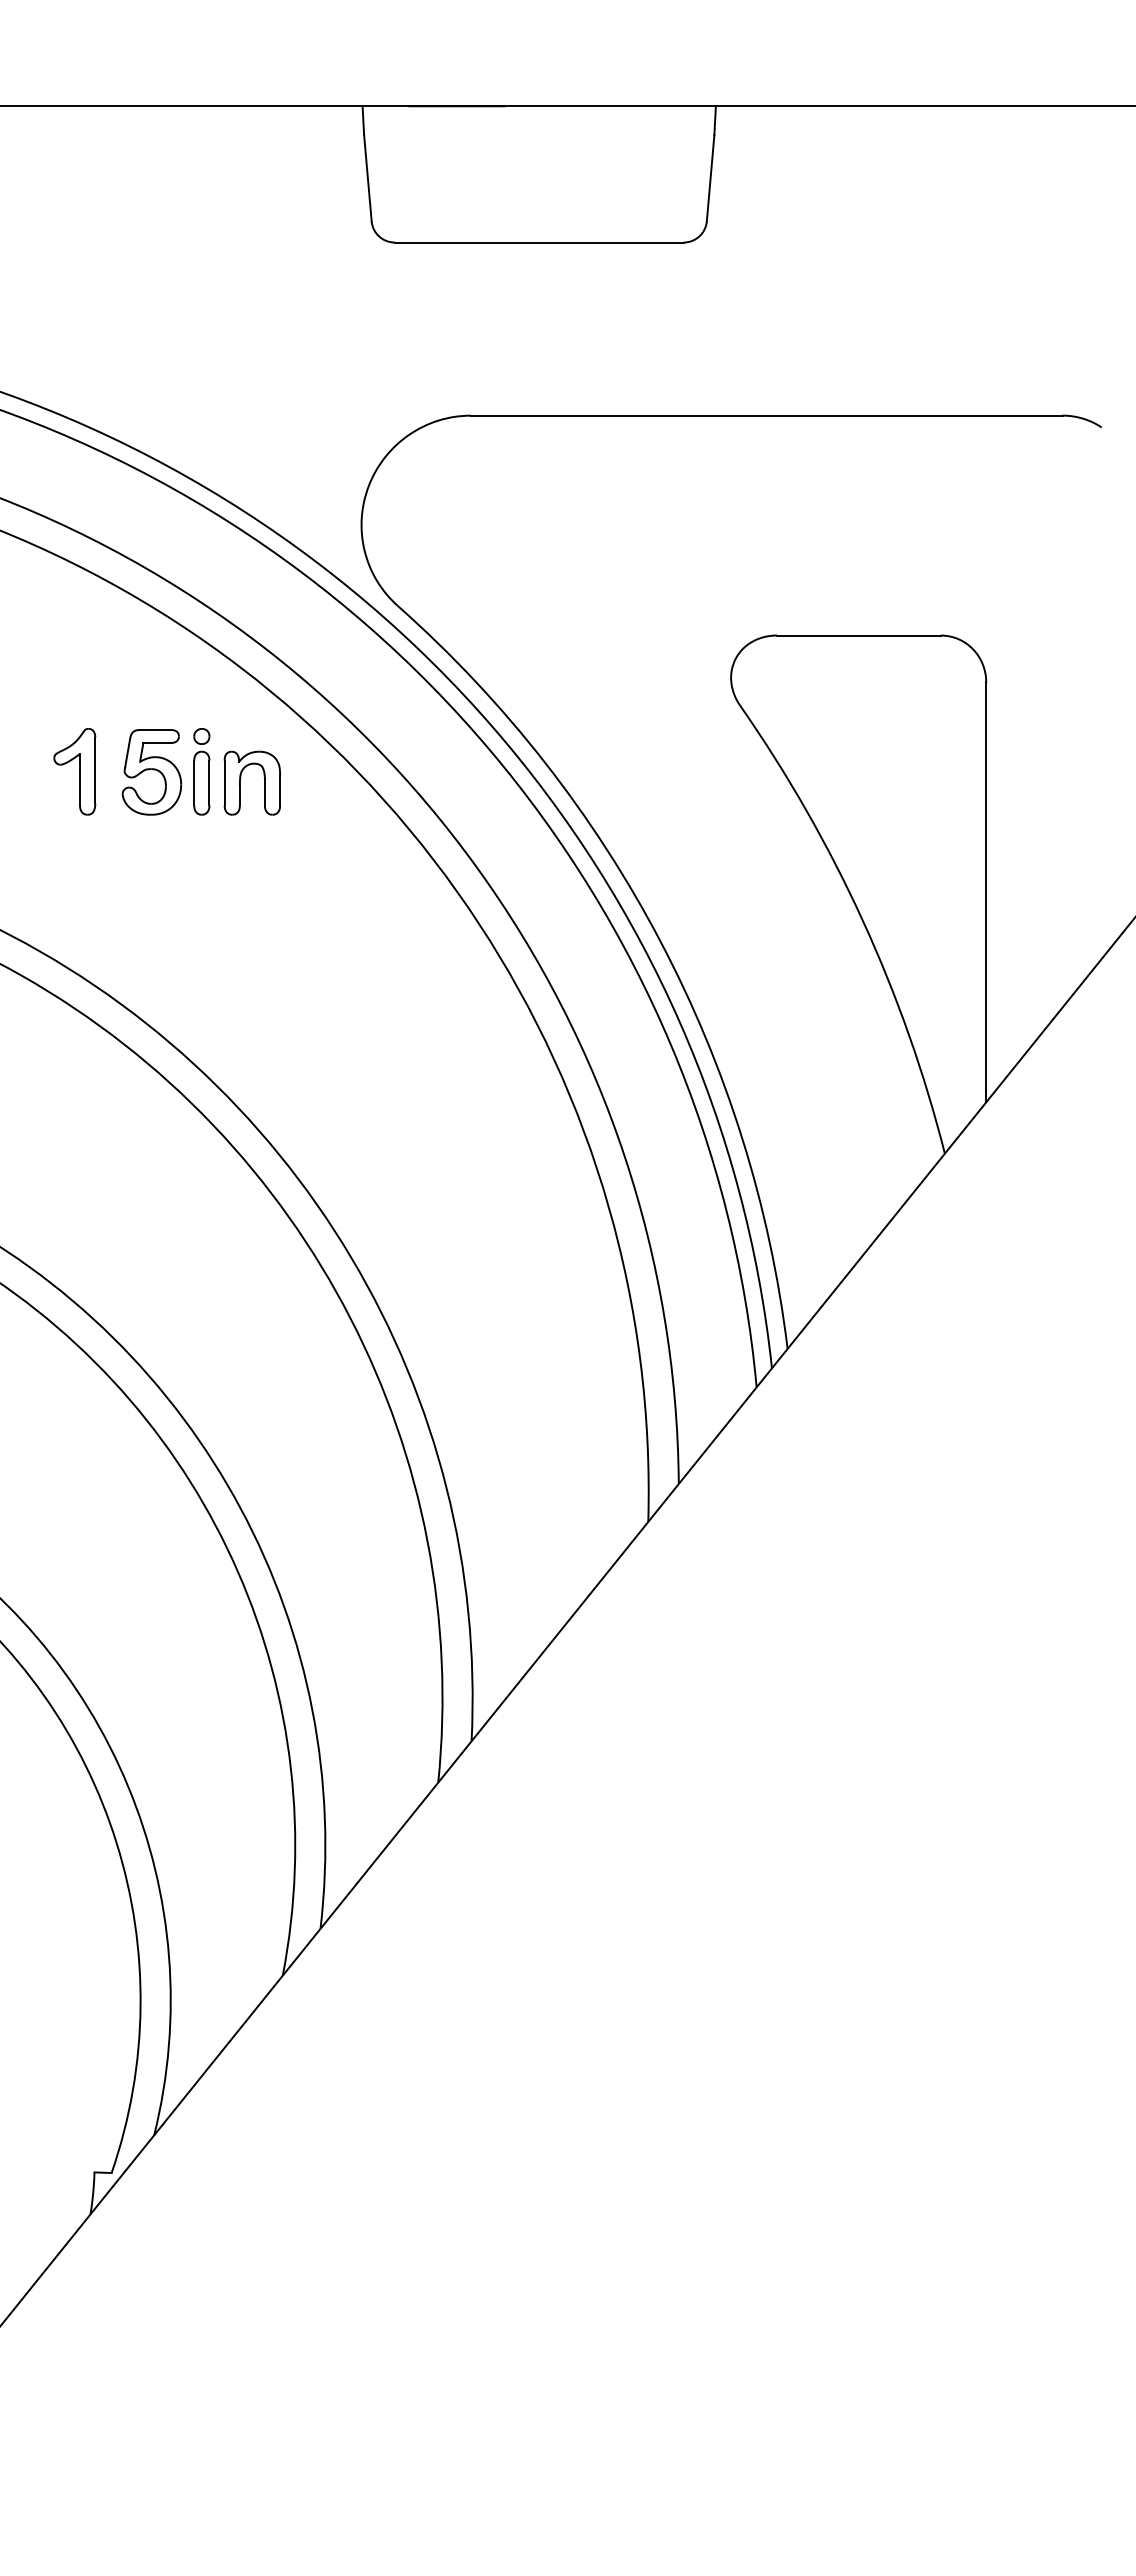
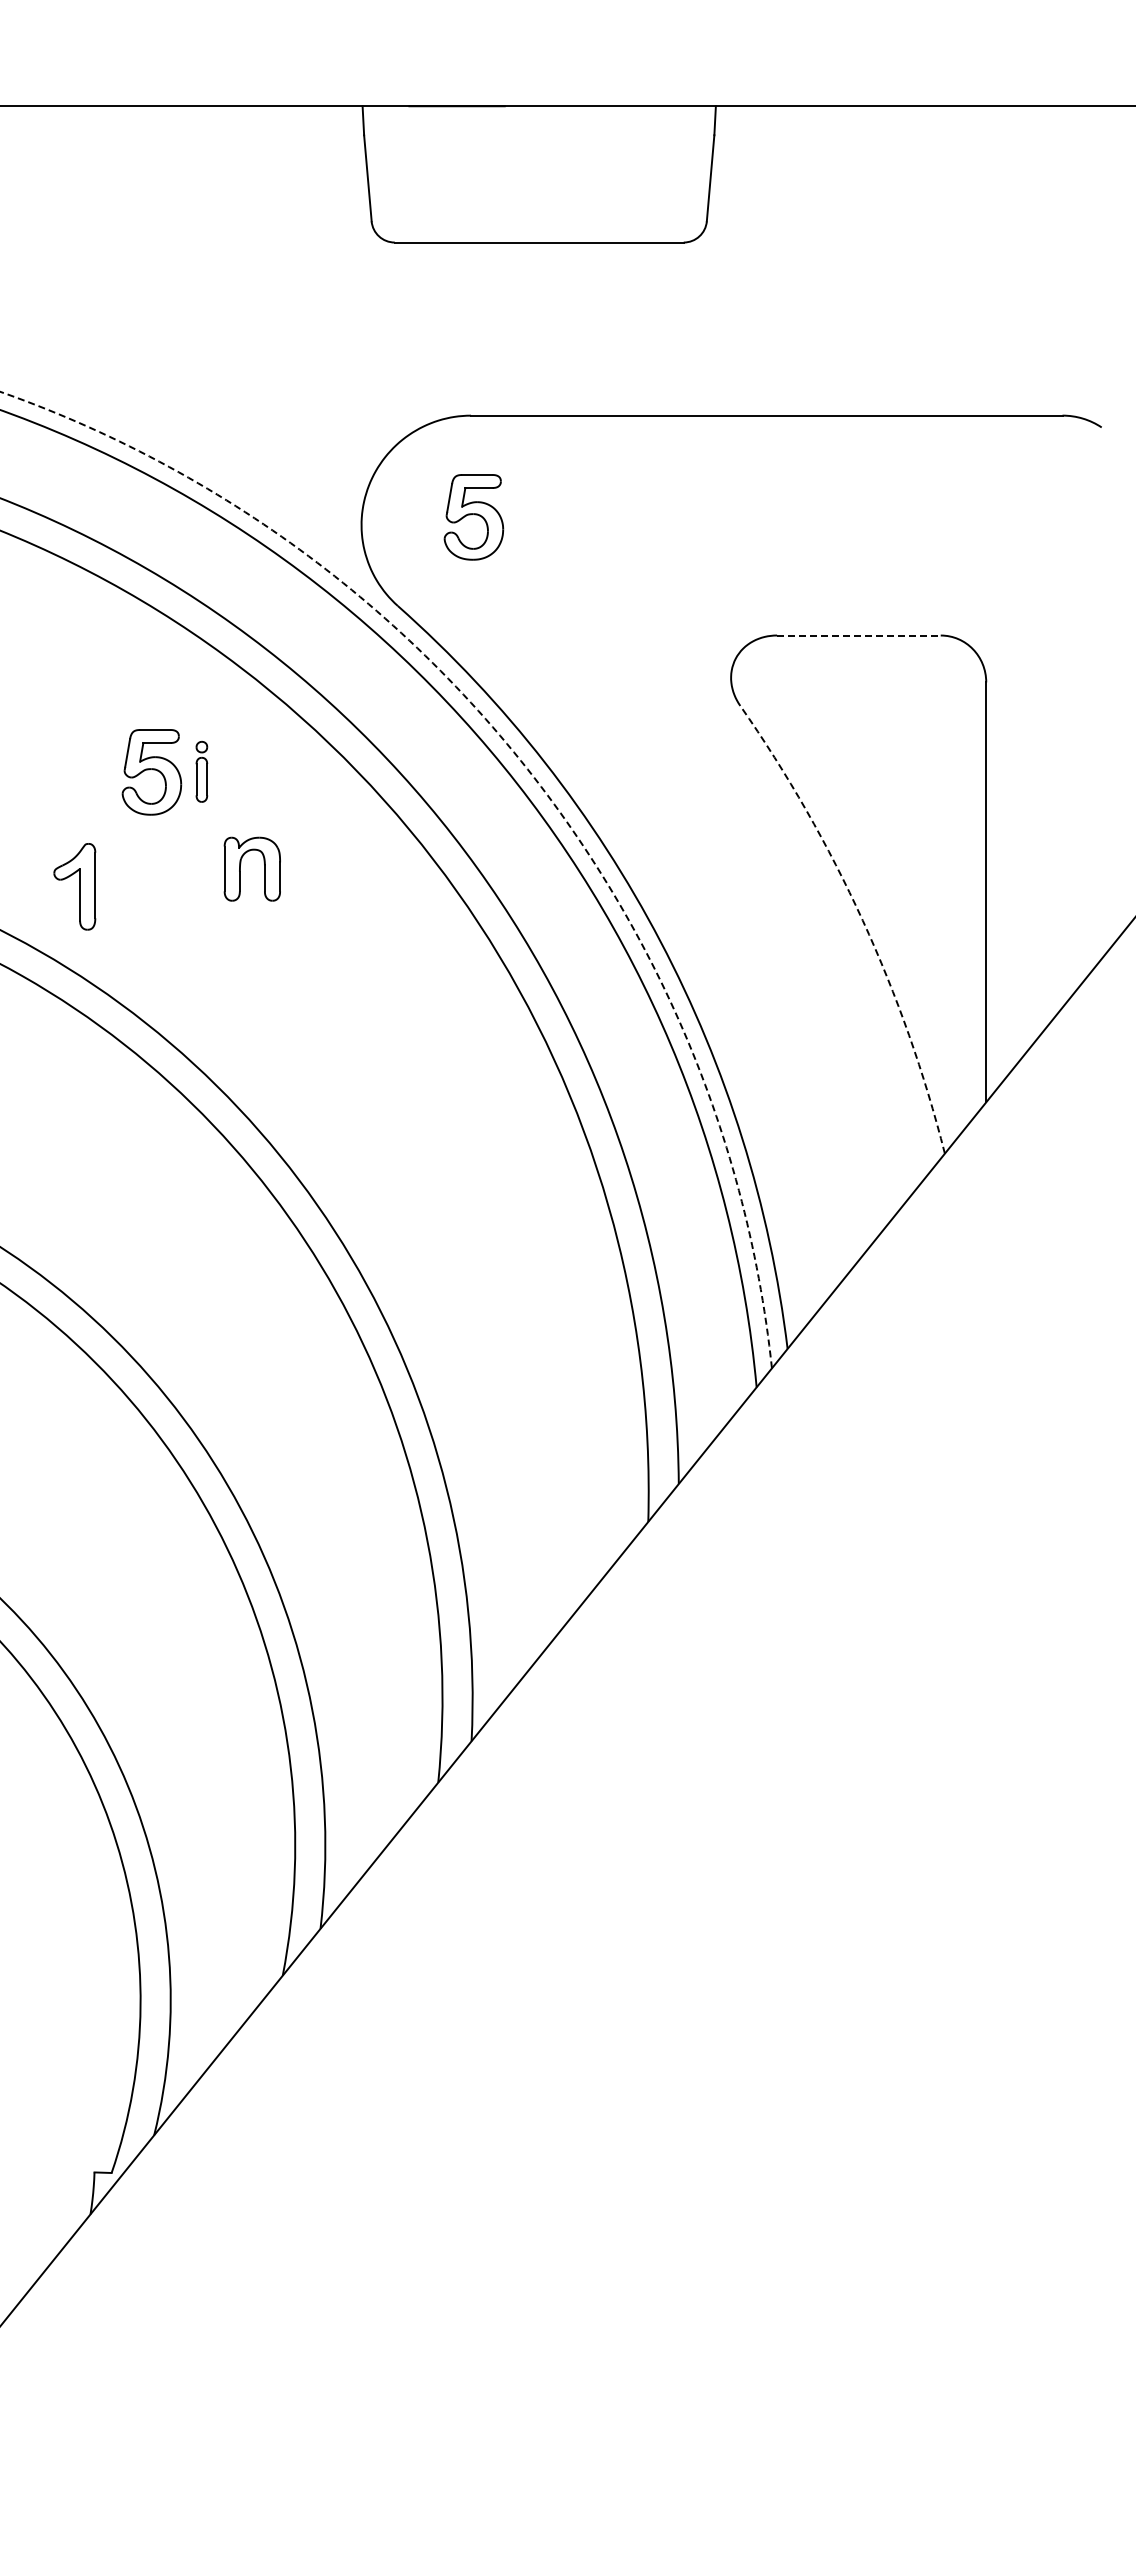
part: none -> present (473, 517)
line: solid -> dashed (858, 635)
arc: solid -> dashed (527, 768)
part position: (74, 771) -> (74, 886) (74, 886)
part size: 18x88 px -> 14x62 px (201, 771)
part position: (240, 782) -> (240, 868) (240, 868)
arc: solid -> dashed (862, 920)
